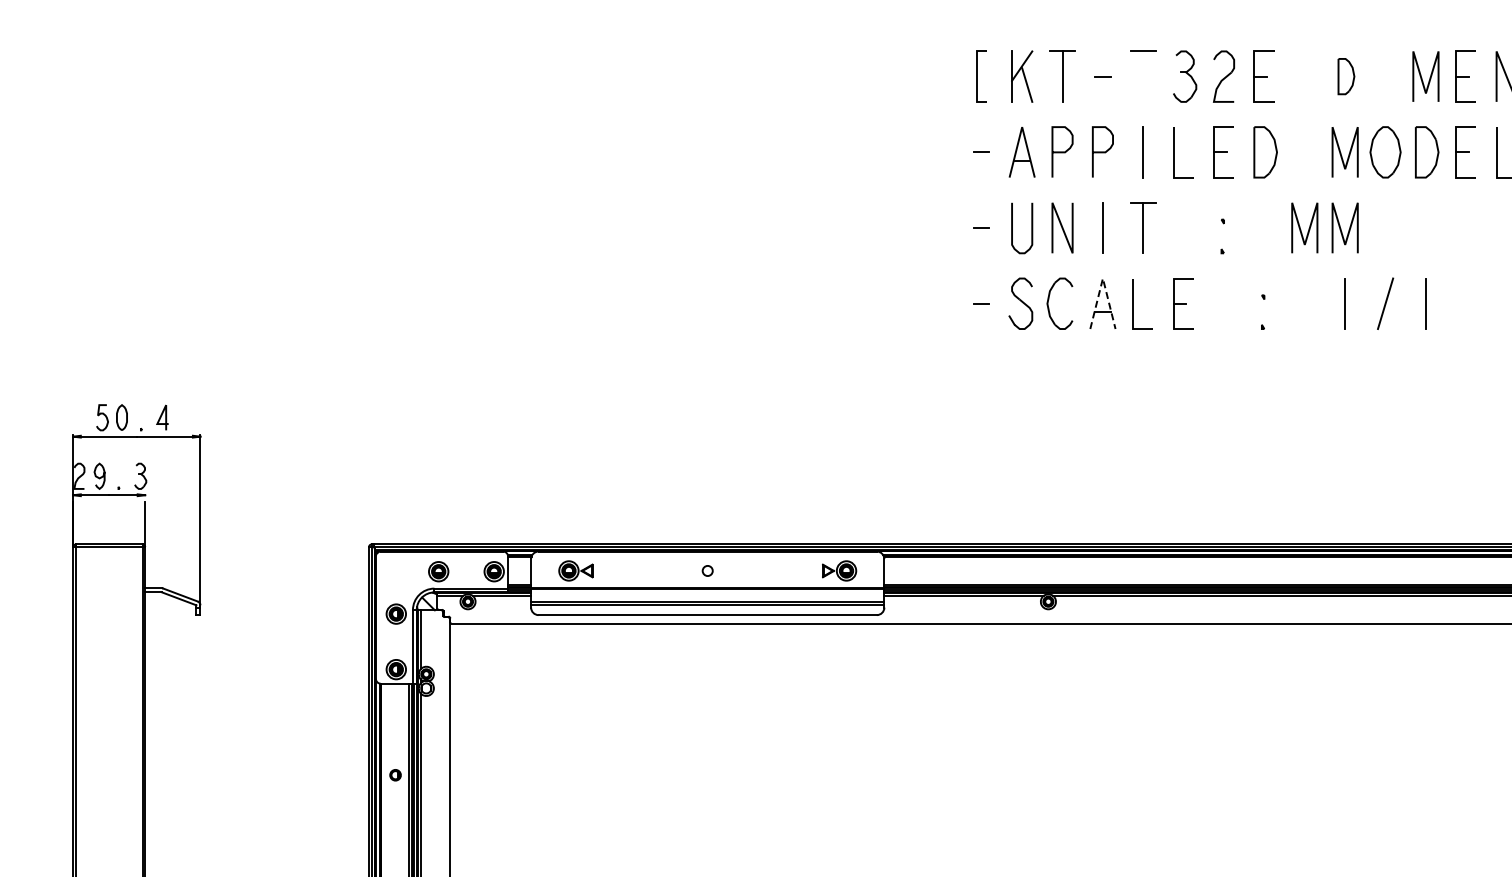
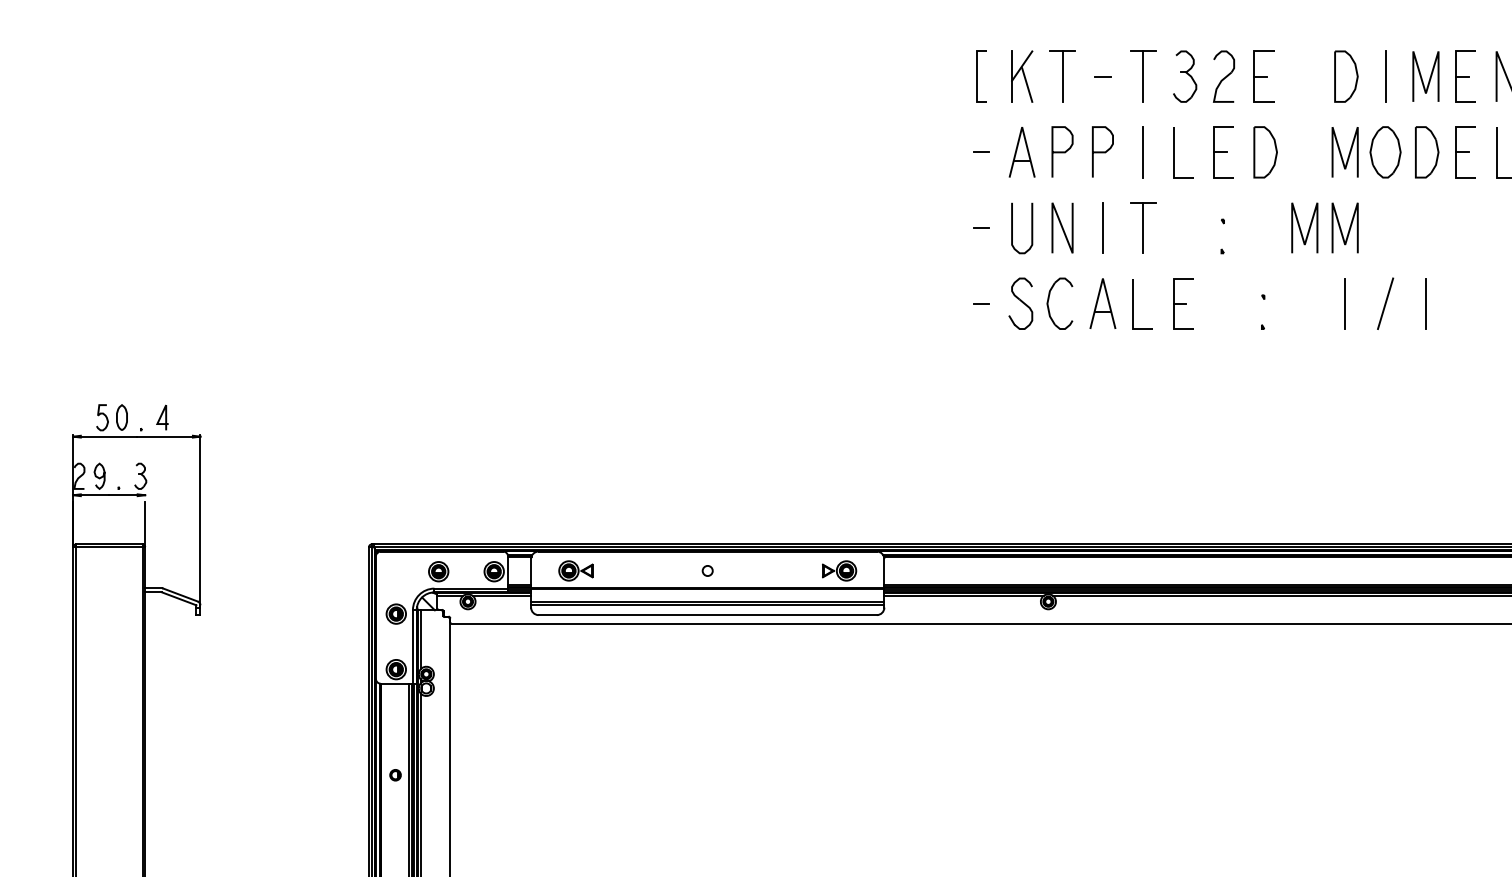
line: none -> present (1143, 76)
part size: 19x38 px -> 25x53 px (1346, 76)
line: none -> present (1385, 76)
line: dashed -> solid (1102, 278)
